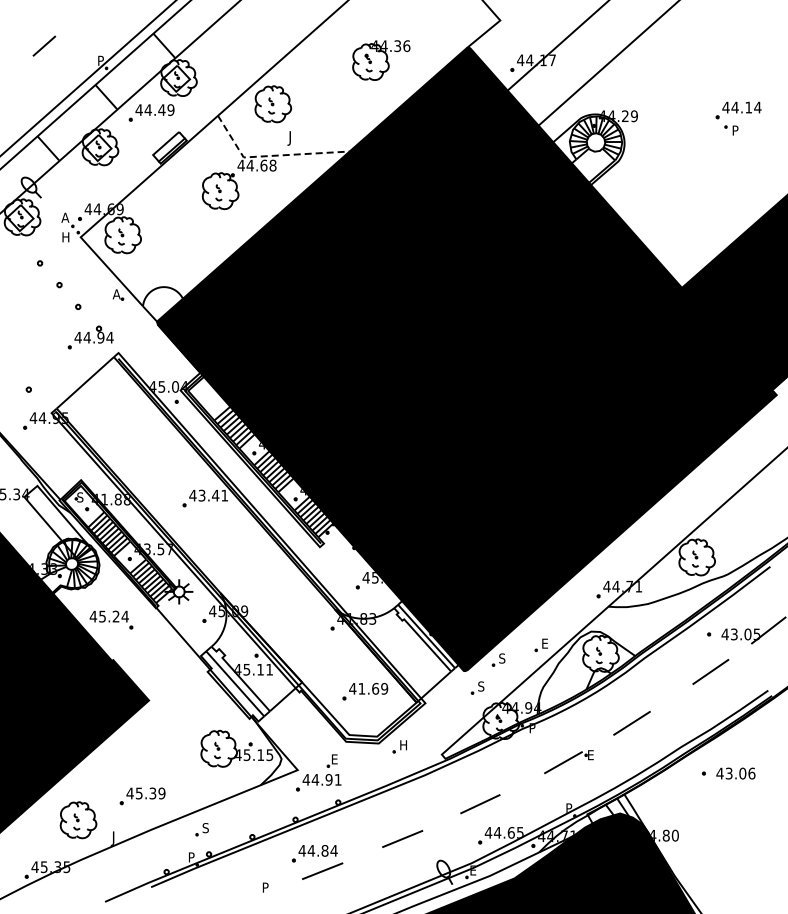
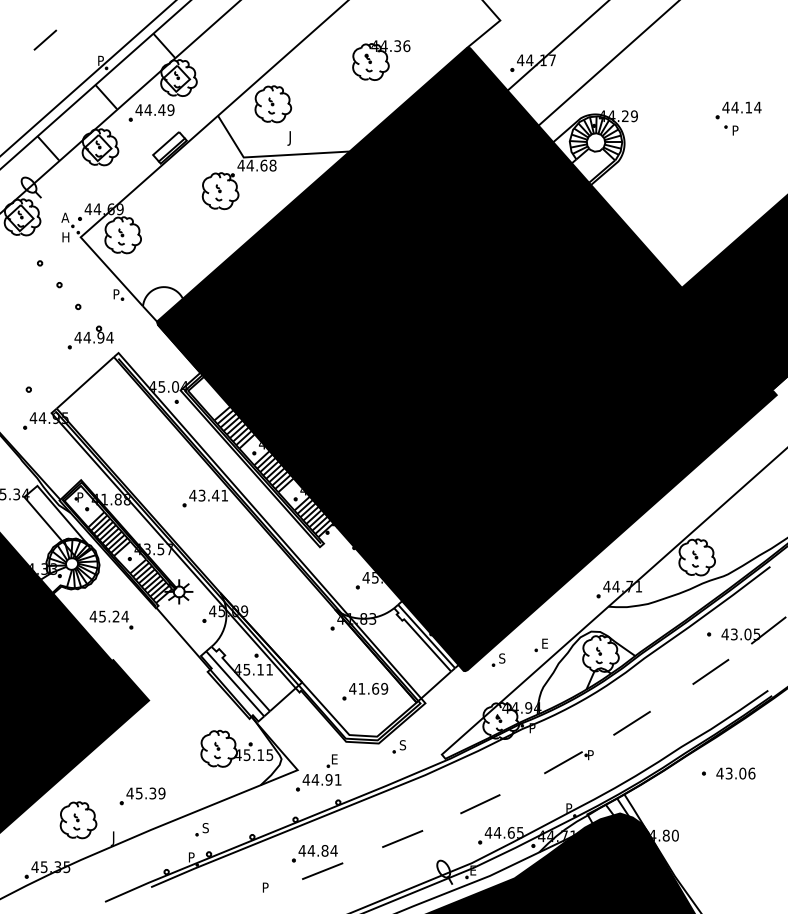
line position: (44, 45) -> (45, 39) (45, 39)
line: dashed -> solid (272, 155)
text: A -> P (116, 294)
text: S -> P (80, 497)
part: present -> none (477, 687)
text: H -> S (402, 745)
text: E -> P (591, 755)
